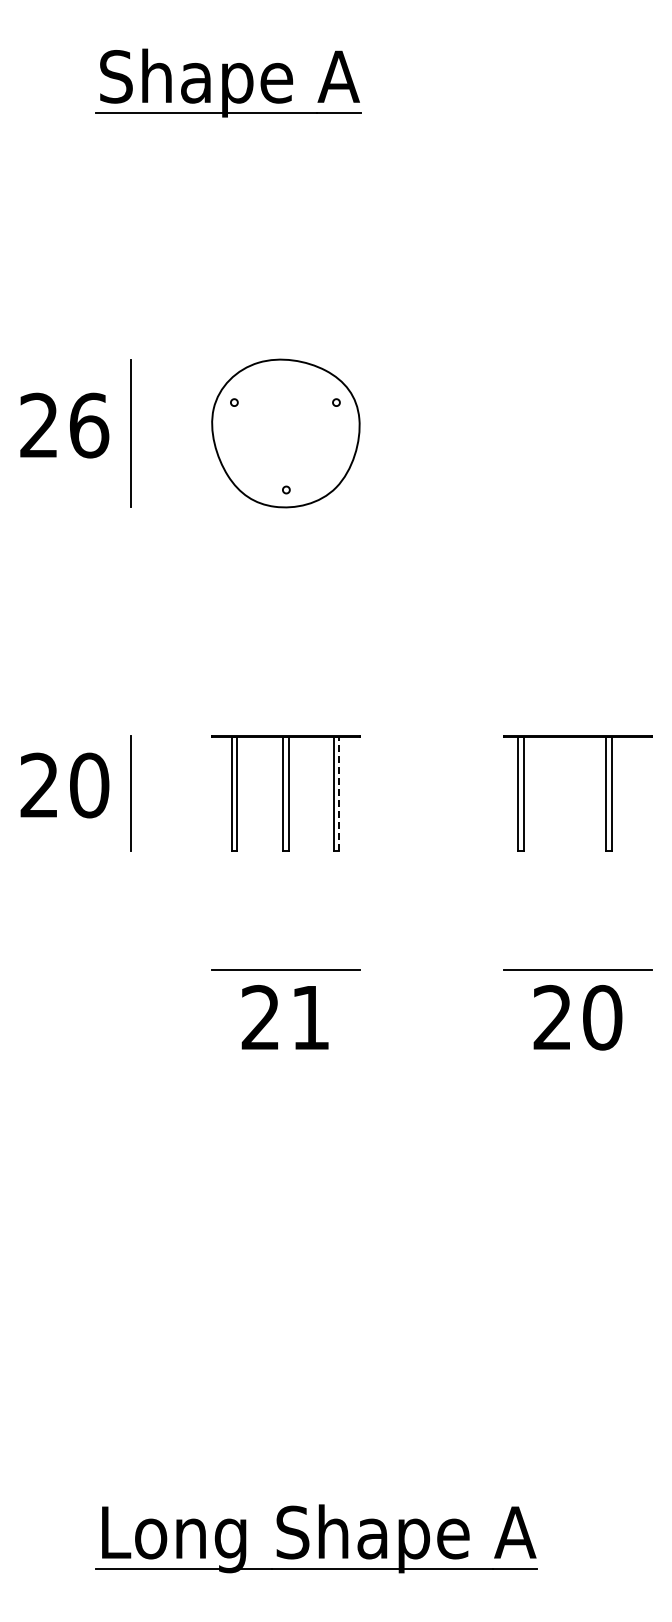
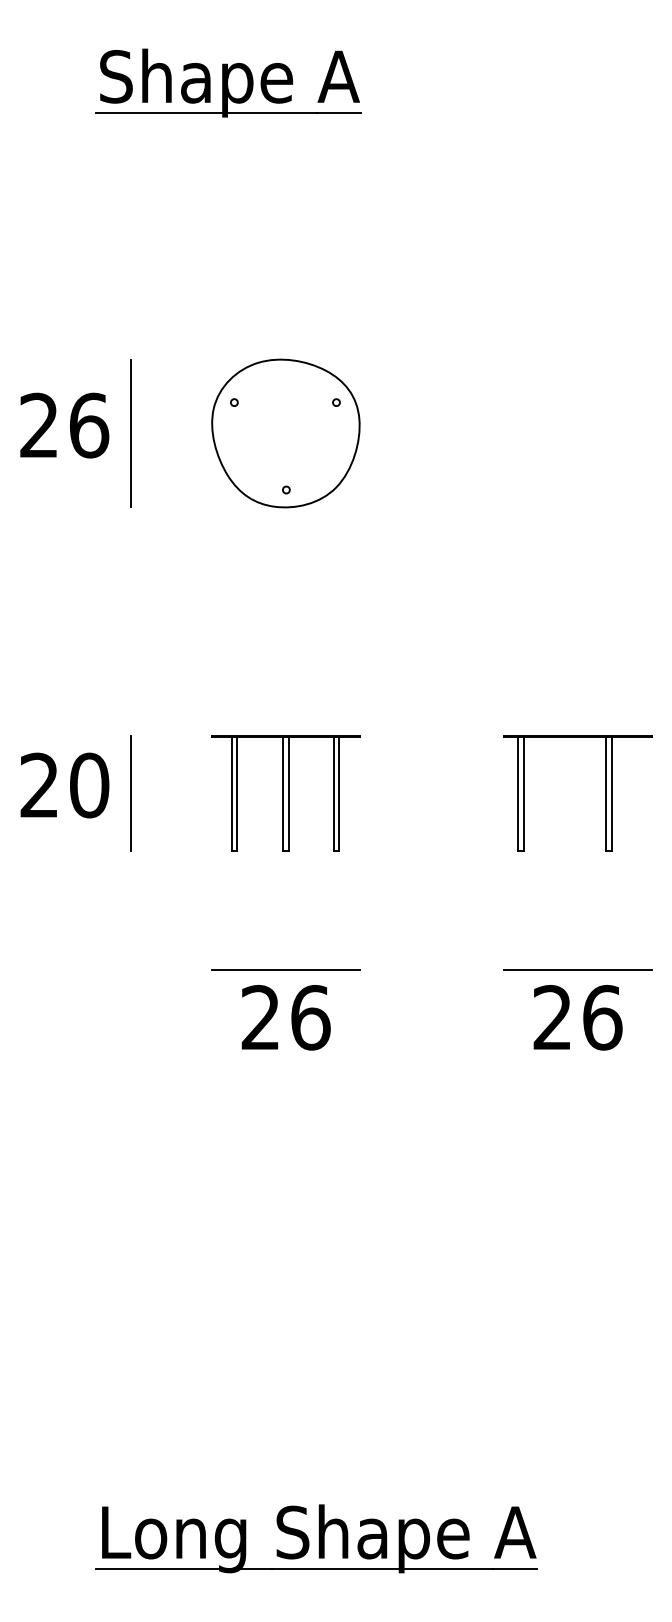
line: dashed -> solid (339, 794)
text: 21 -> 26 (310, 1017)
text: 20 -> 26 (602, 1017)
